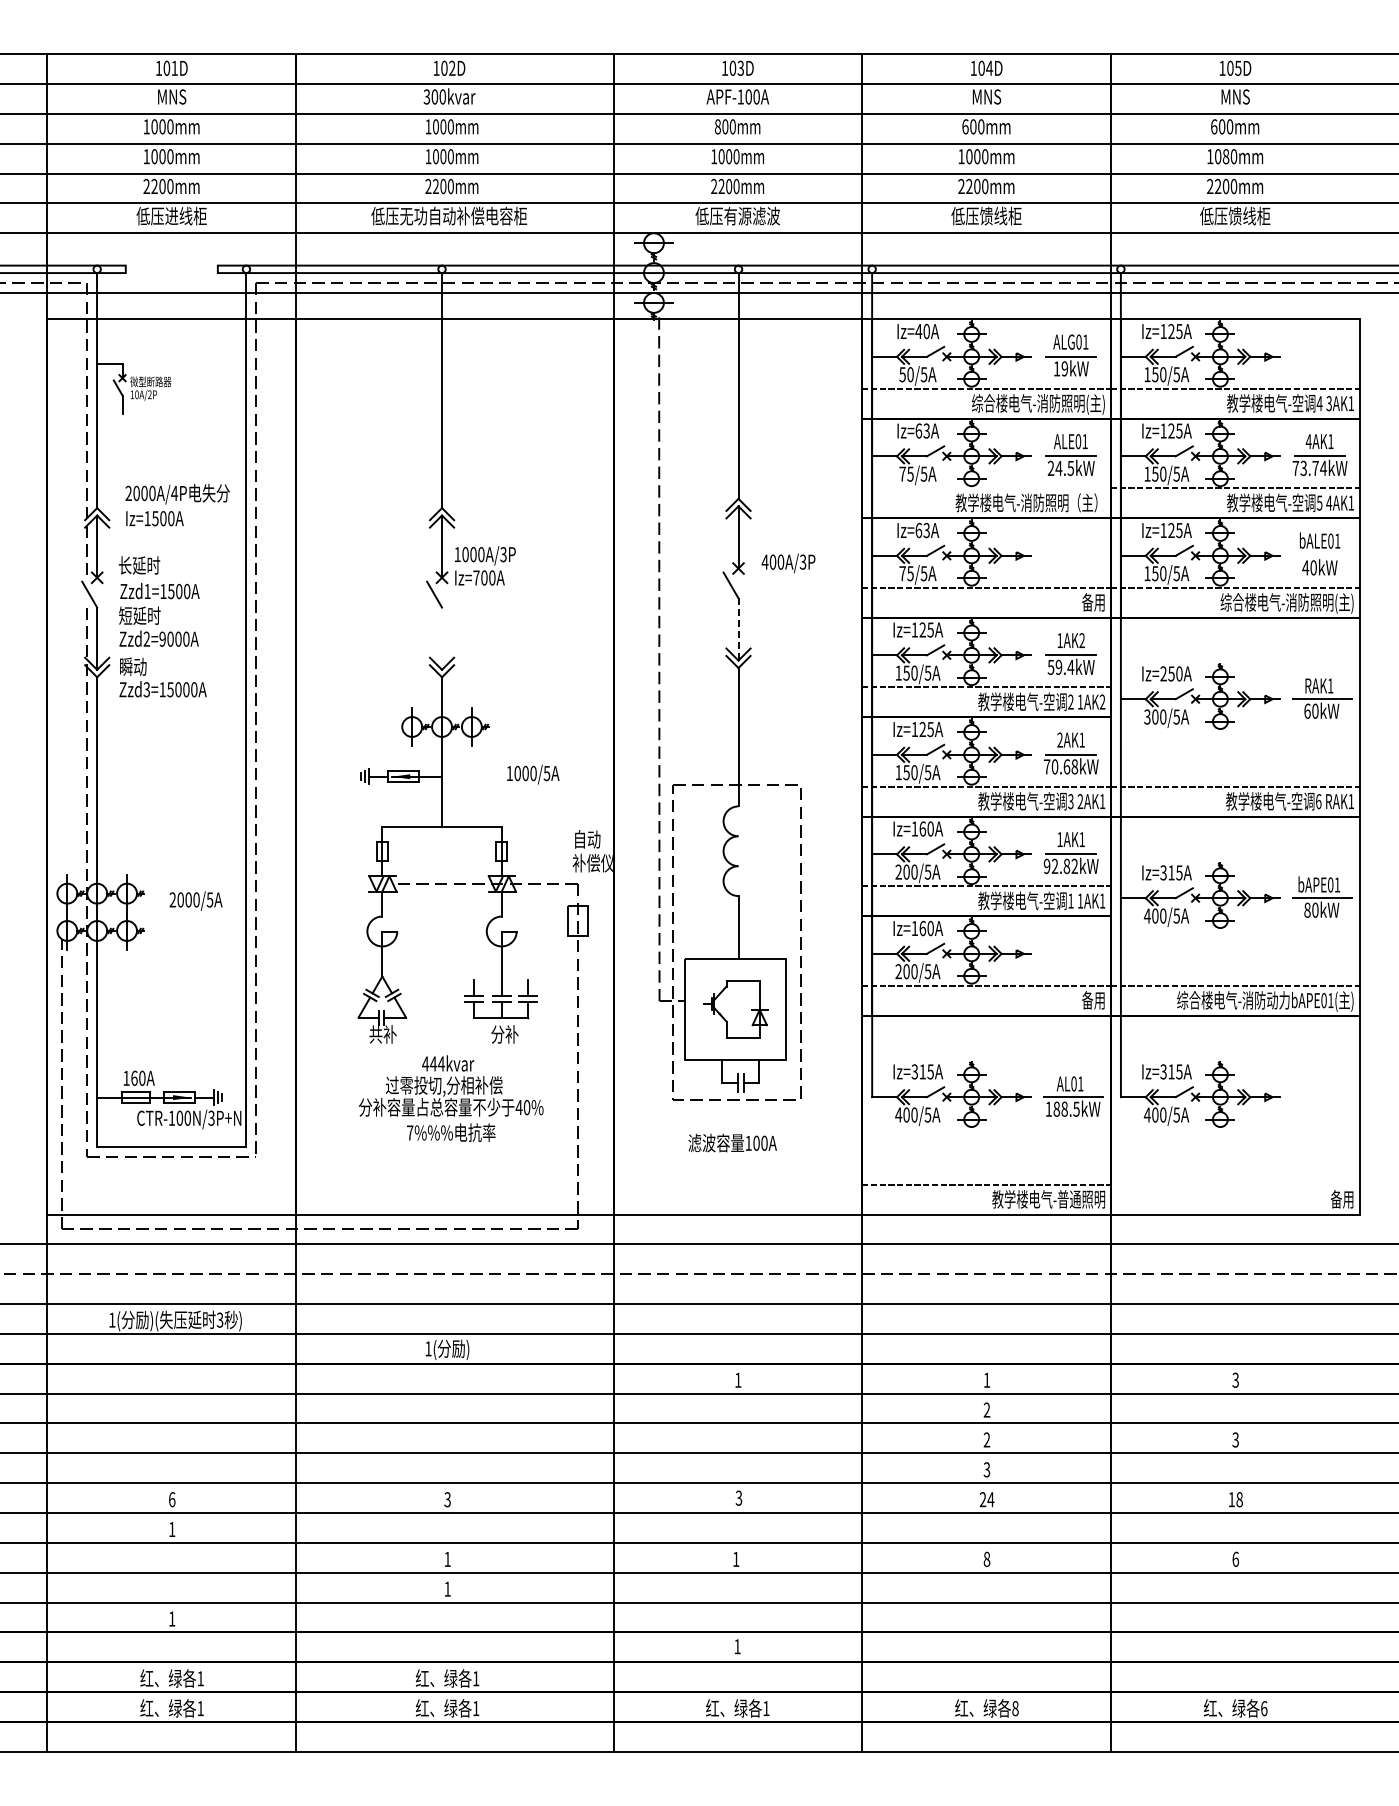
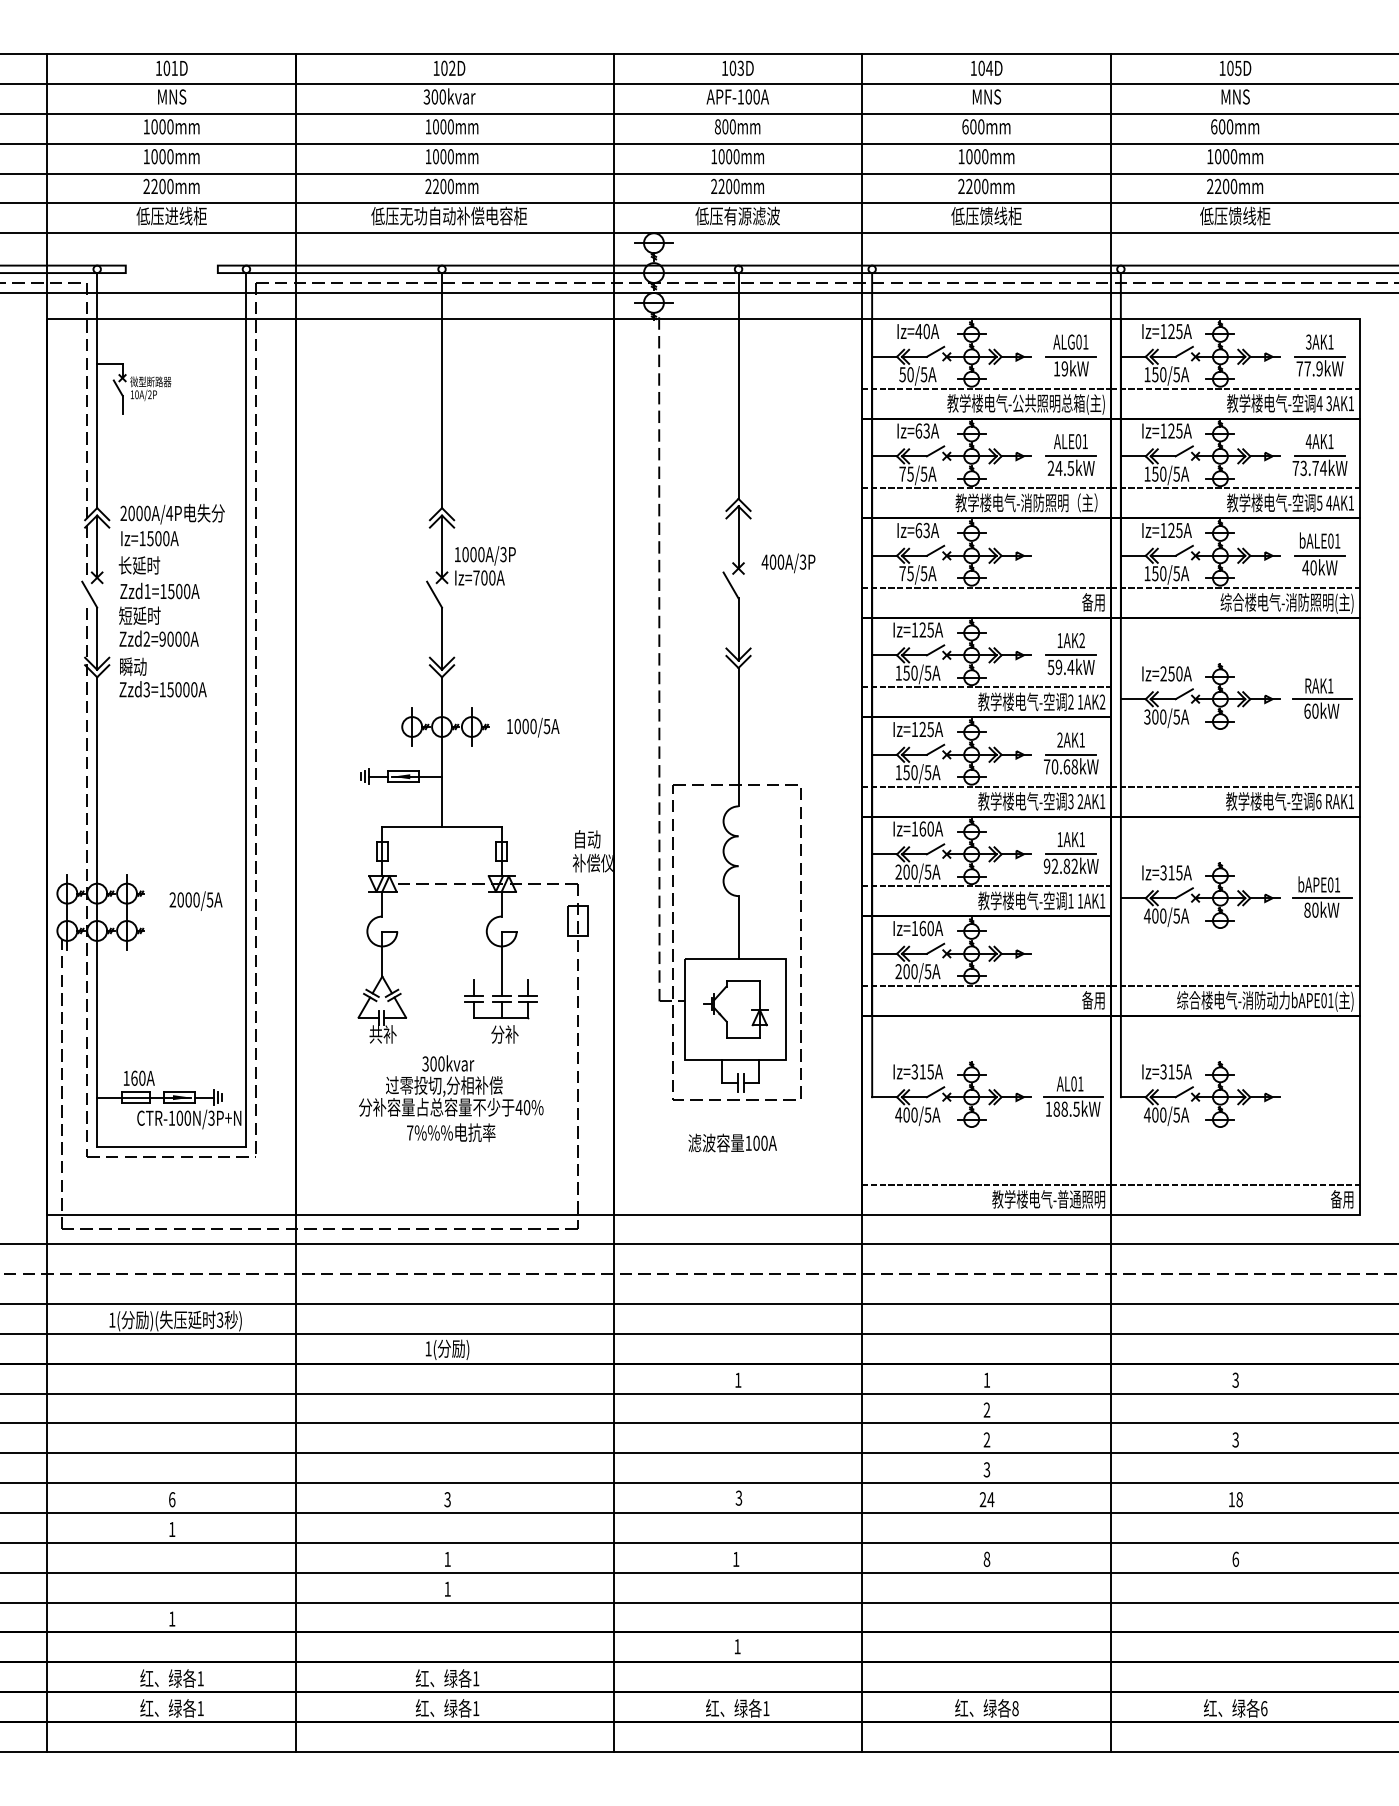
text: 1080mm -> 1000mm (1225, 156)
part: none -> present (1319, 355)
text: 综合楼电气-消防照明(主) -> 教学楼电气-公共照明总箱(主) (1015, 403)
line: none -> present (986, 488)
text position: (177, 505) -> (172, 525) (172, 525)
line: none -> present (1319, 555)
line: dashed -> solid (738, 629)
line: none -> present (442, 638)
text position: (533, 774) -> (533, 727) (533, 727)
text: 444kvar -> 300kvar (433, 1063)
line: none -> present (1234, 1184)
